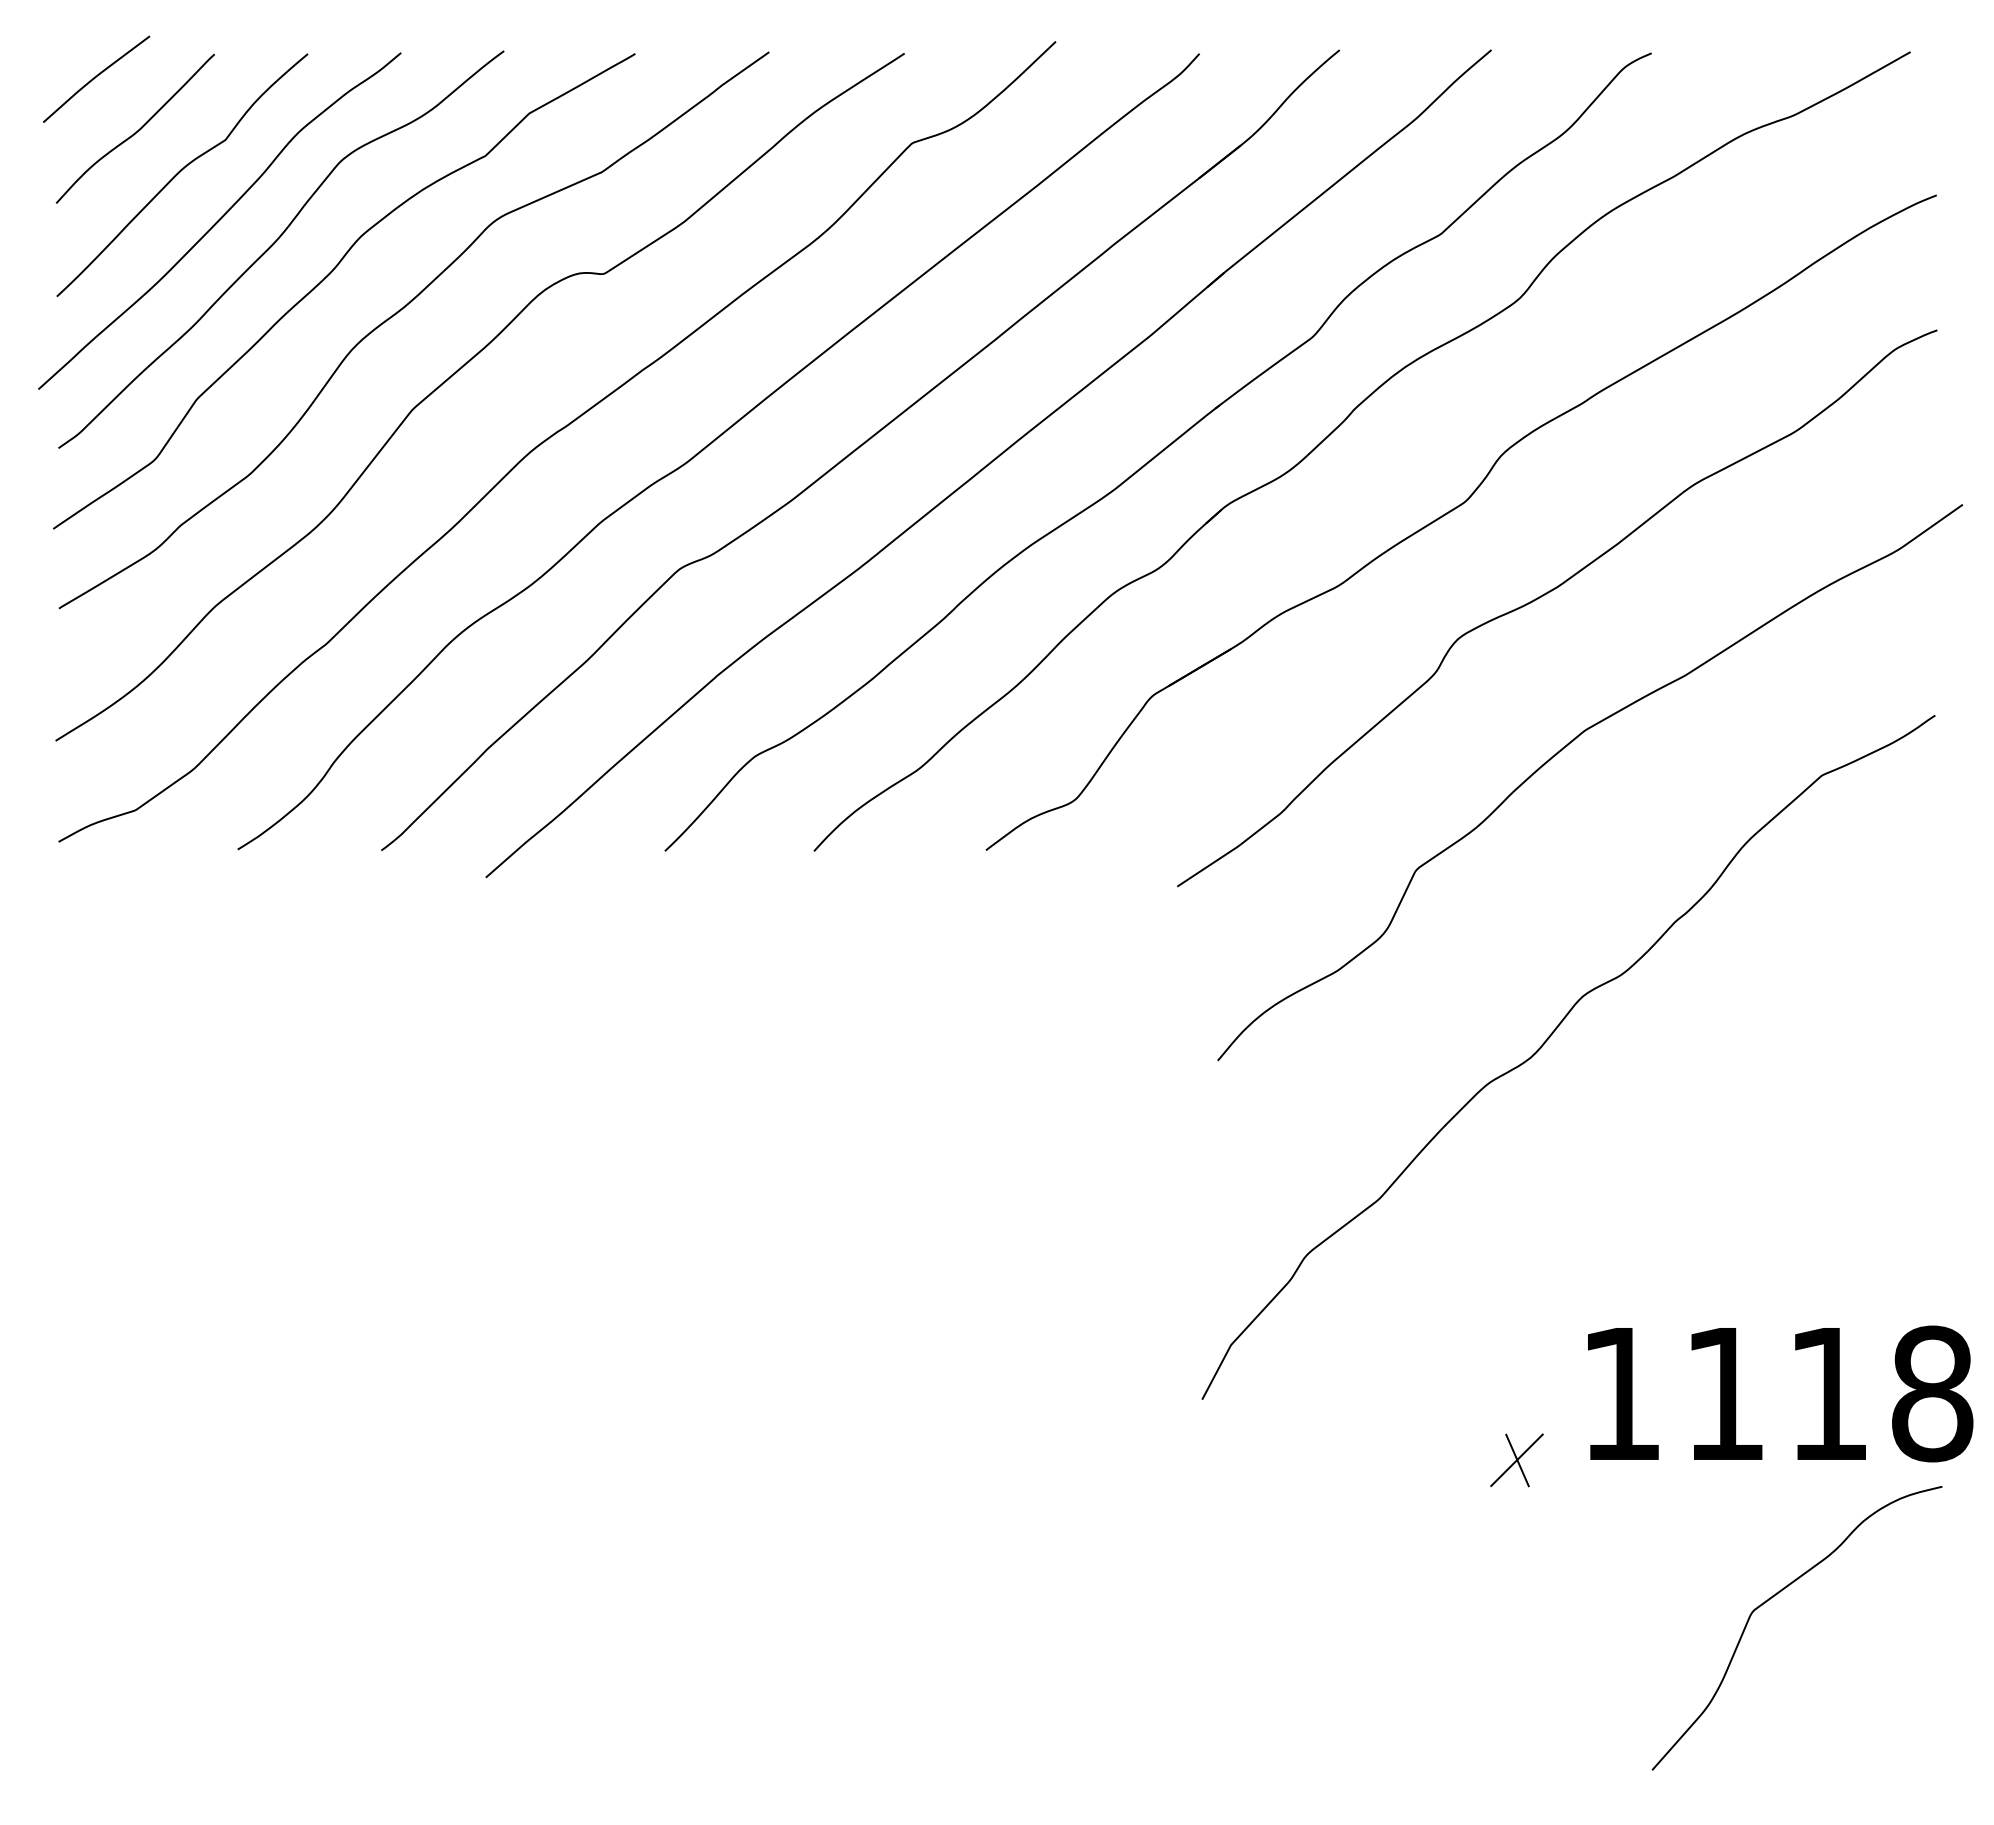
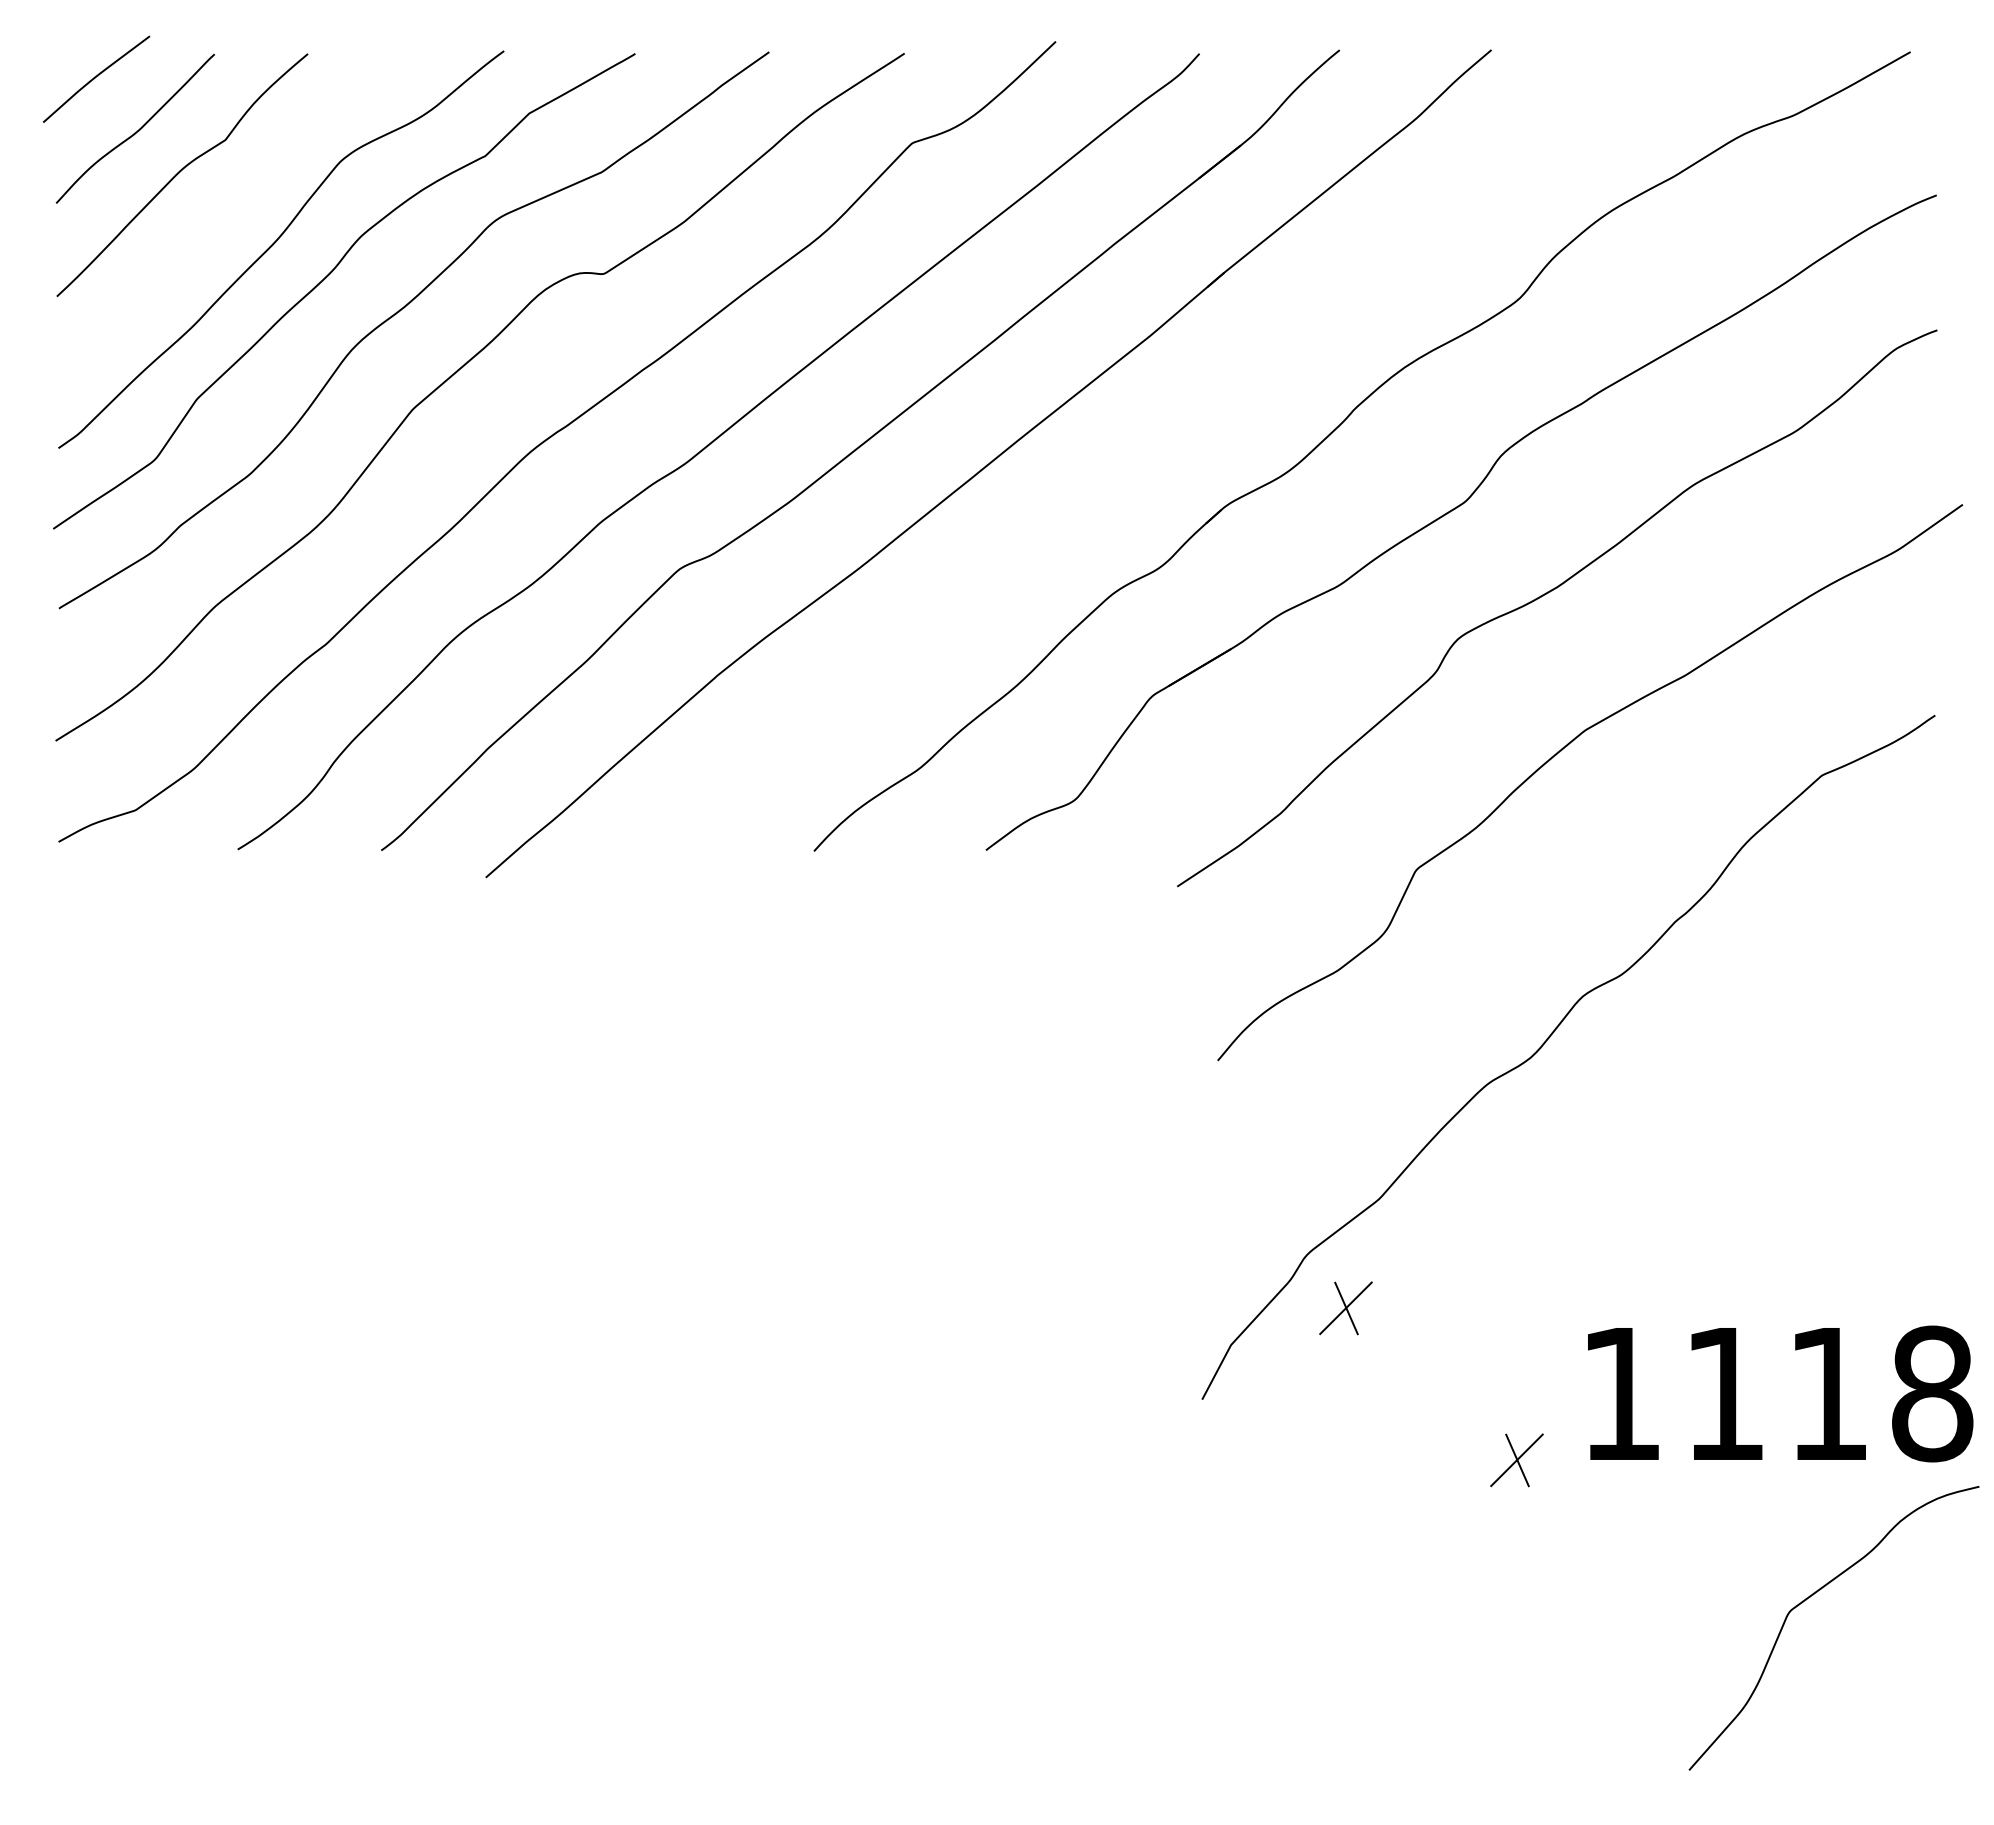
curve: present -> none (219, 220)
part: present -> none (1157, 451)
part: none -> present (1345, 1308)
curve position: (1772, 1598) -> (1809, 1598) (1809, 1598)
